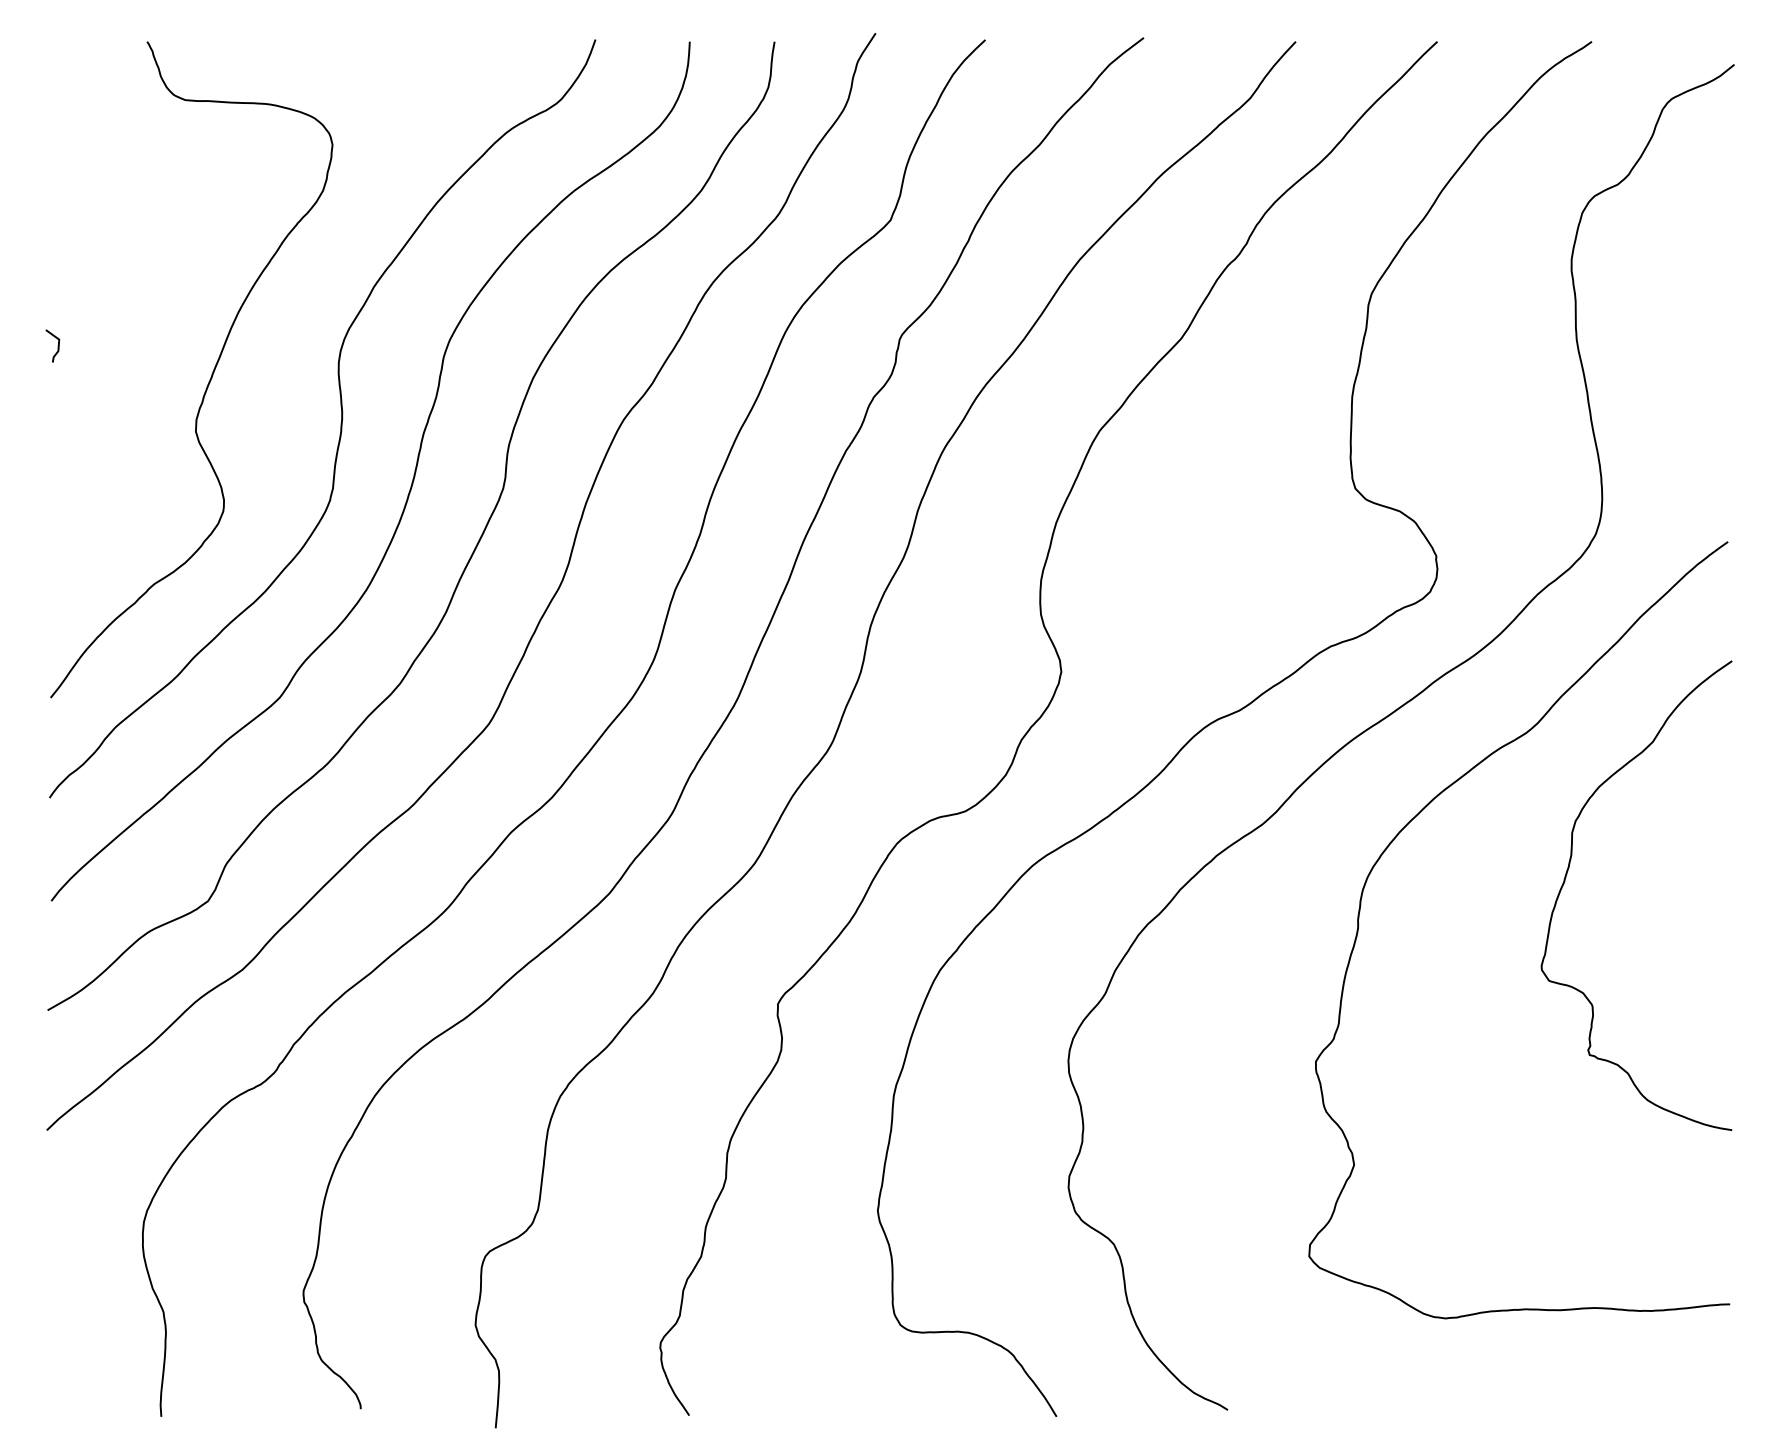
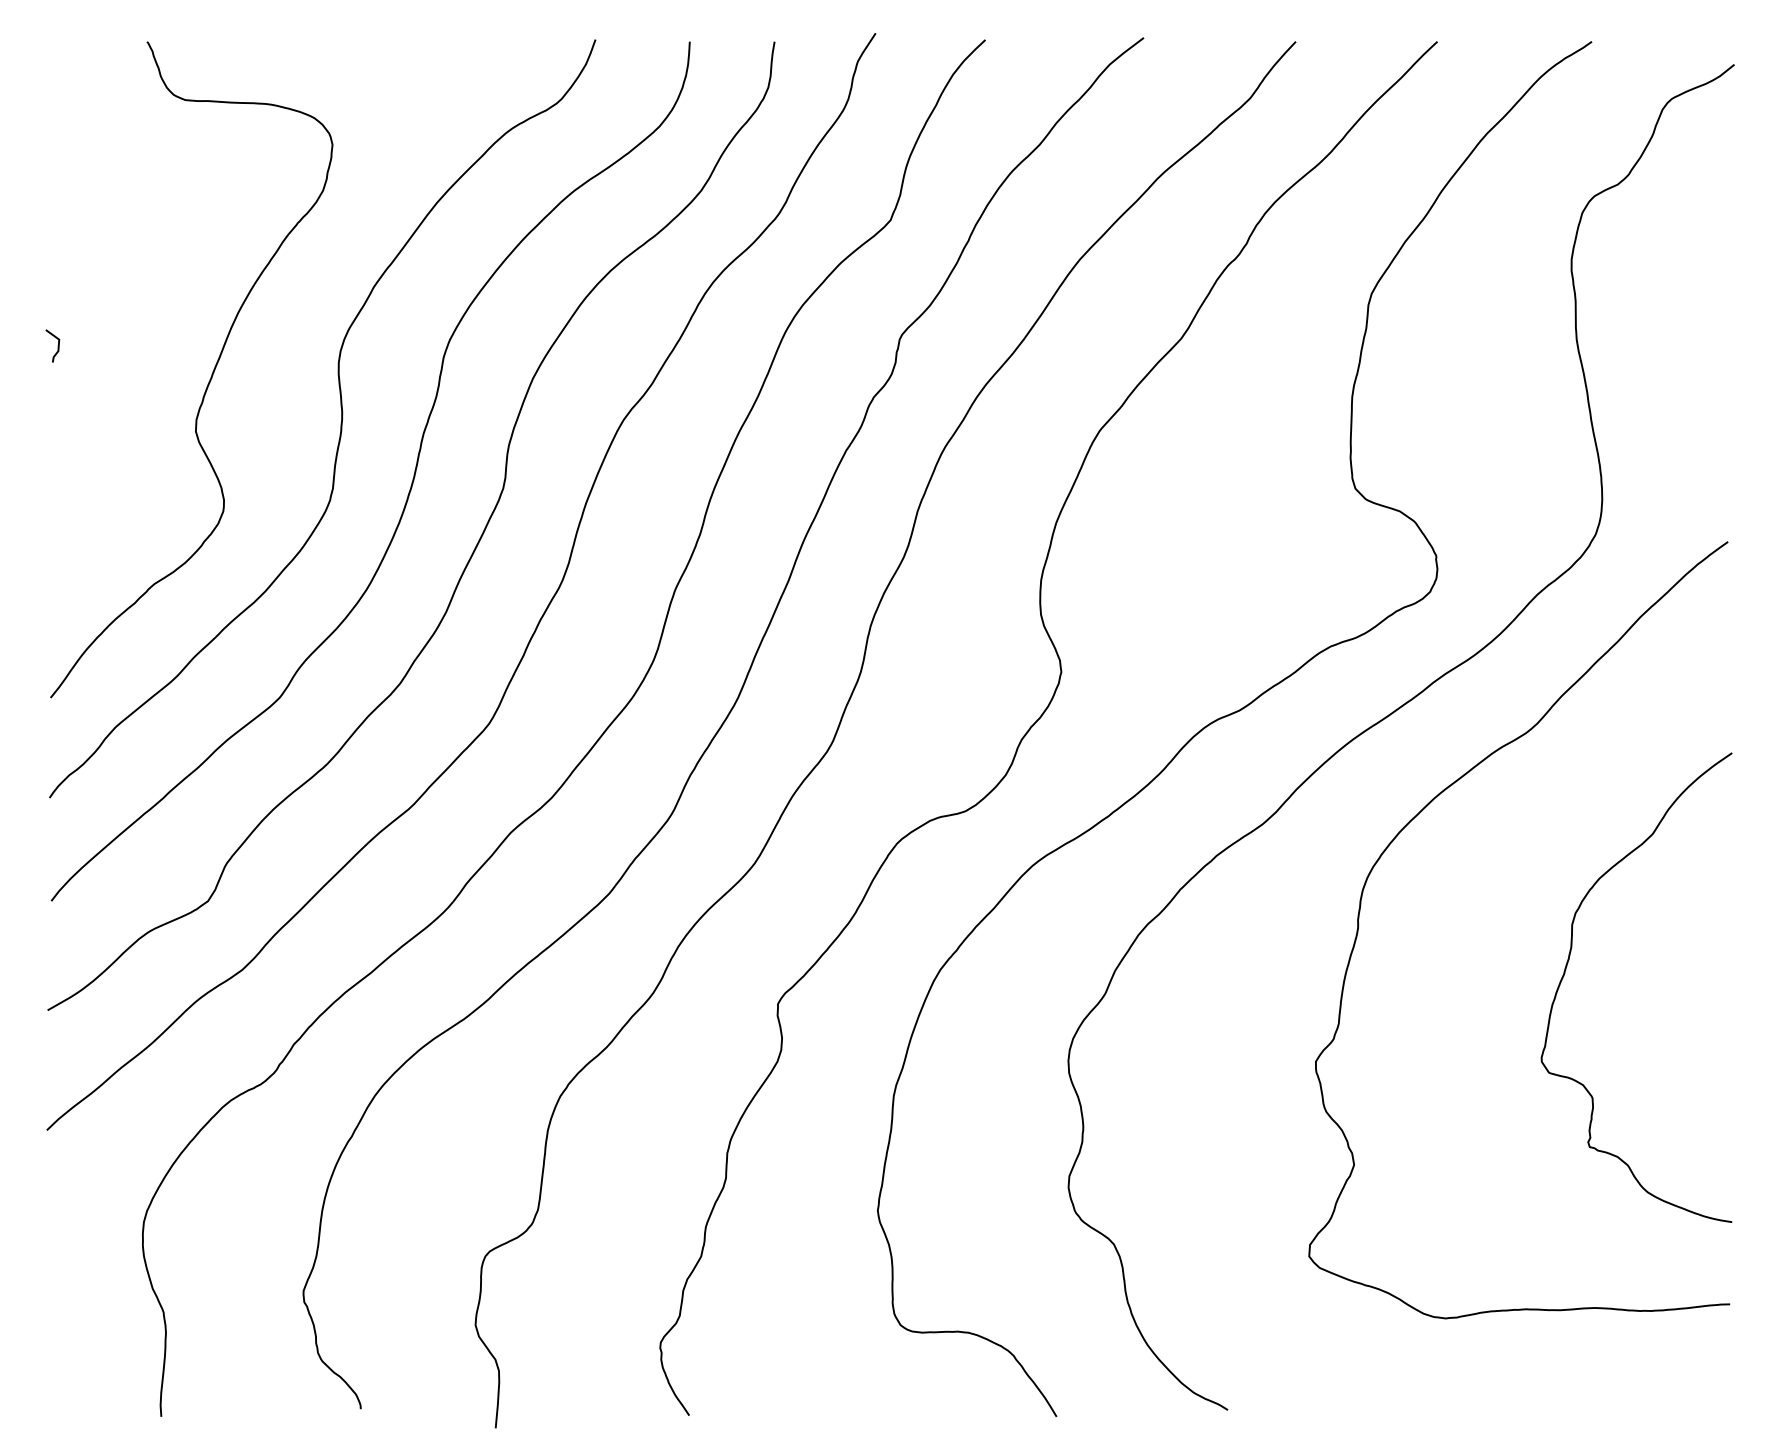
curve position: (1568, 871) -> (1568, 963) (1568, 963)
